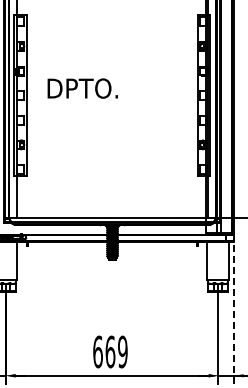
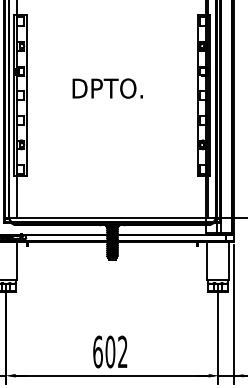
text position: (82, 88) -> (107, 88) (107, 88)
line: dashed -> solid (234, 314)
text: 669 -> 602 (116, 351)
